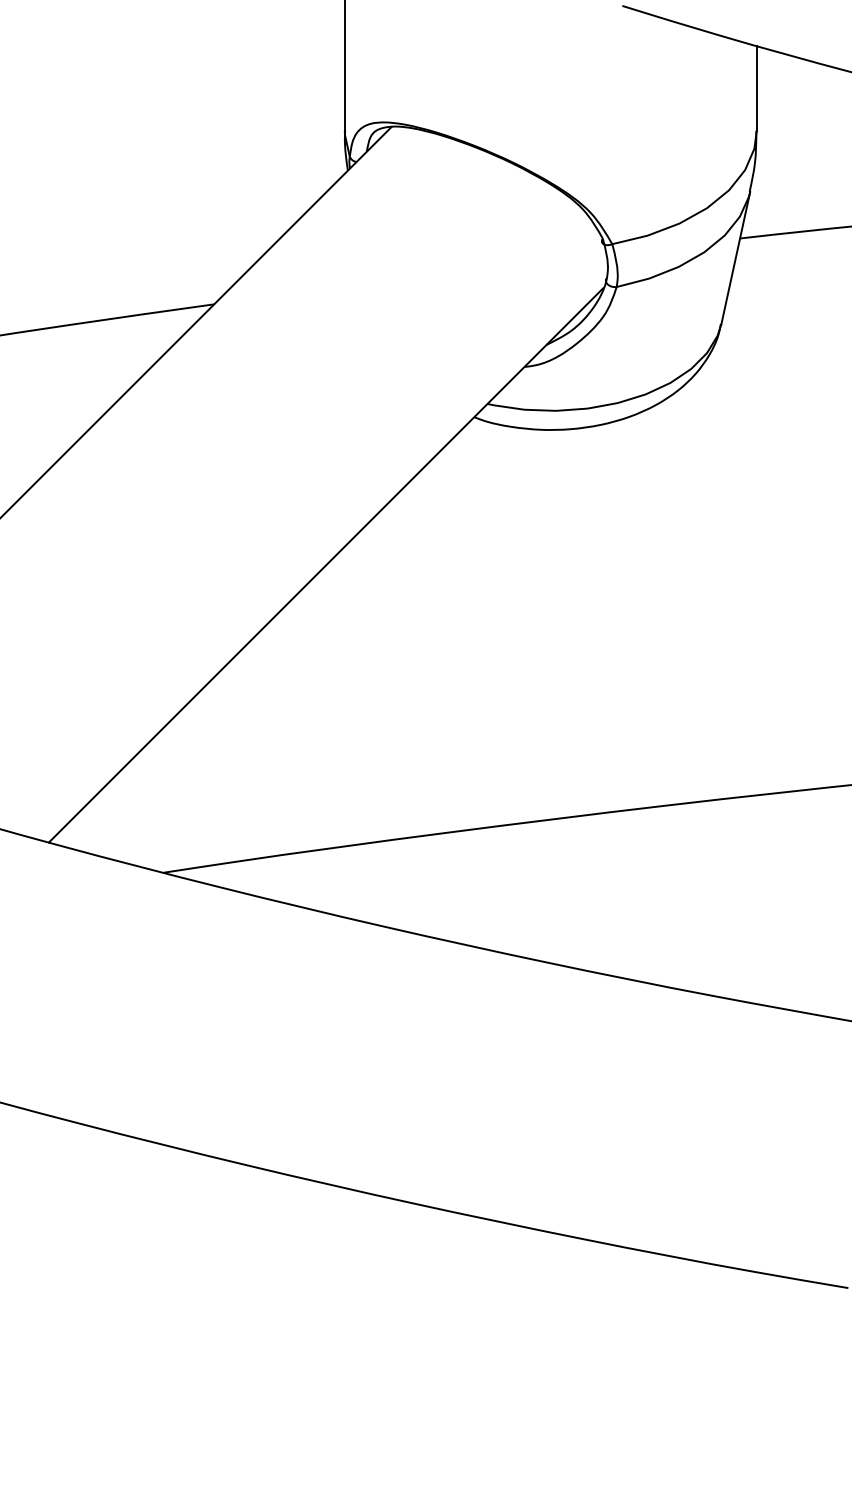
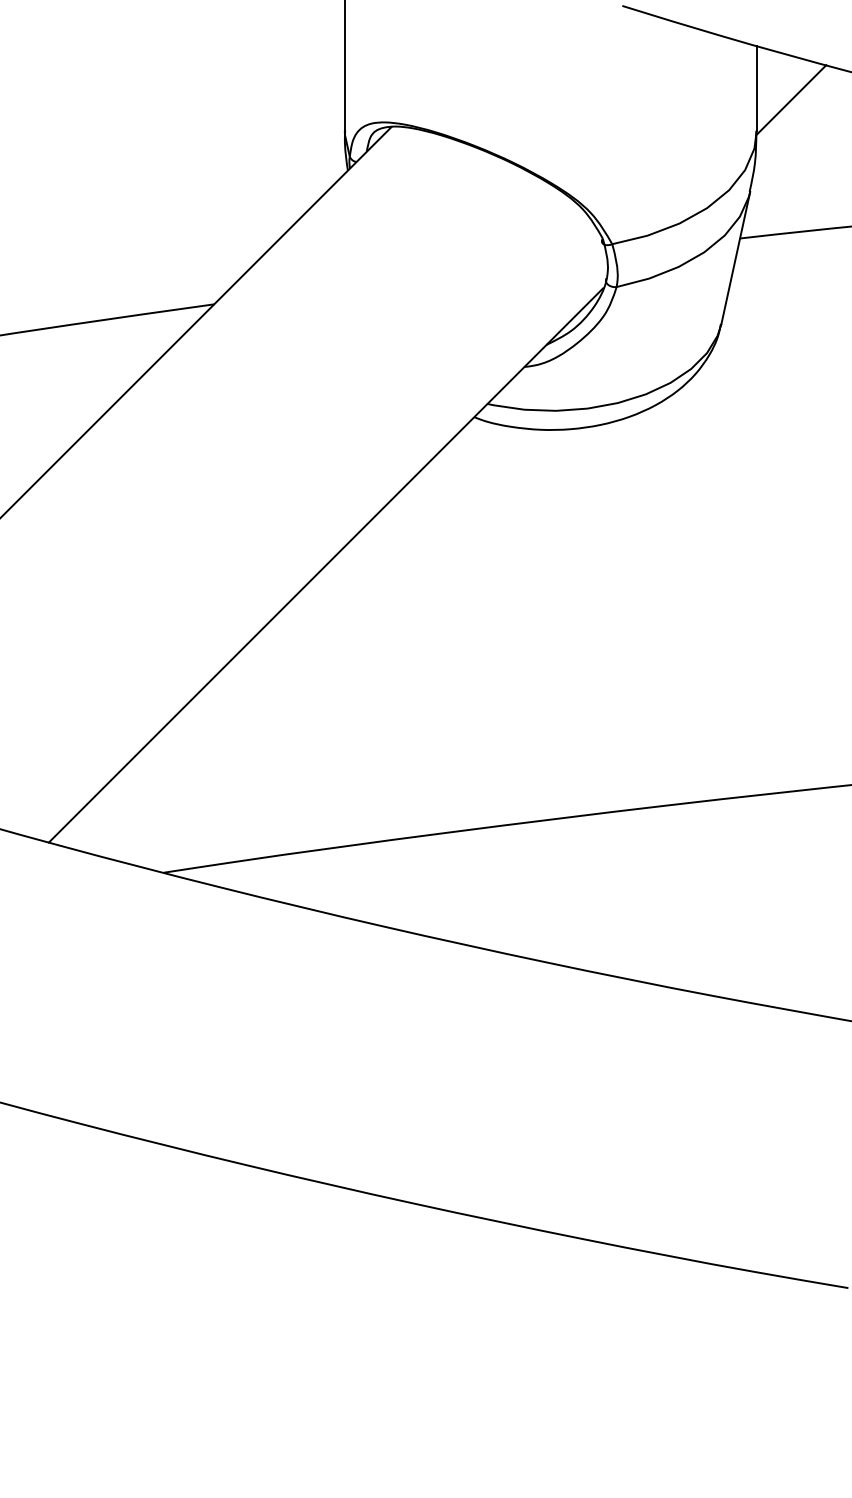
line: none -> present (791, 100)
